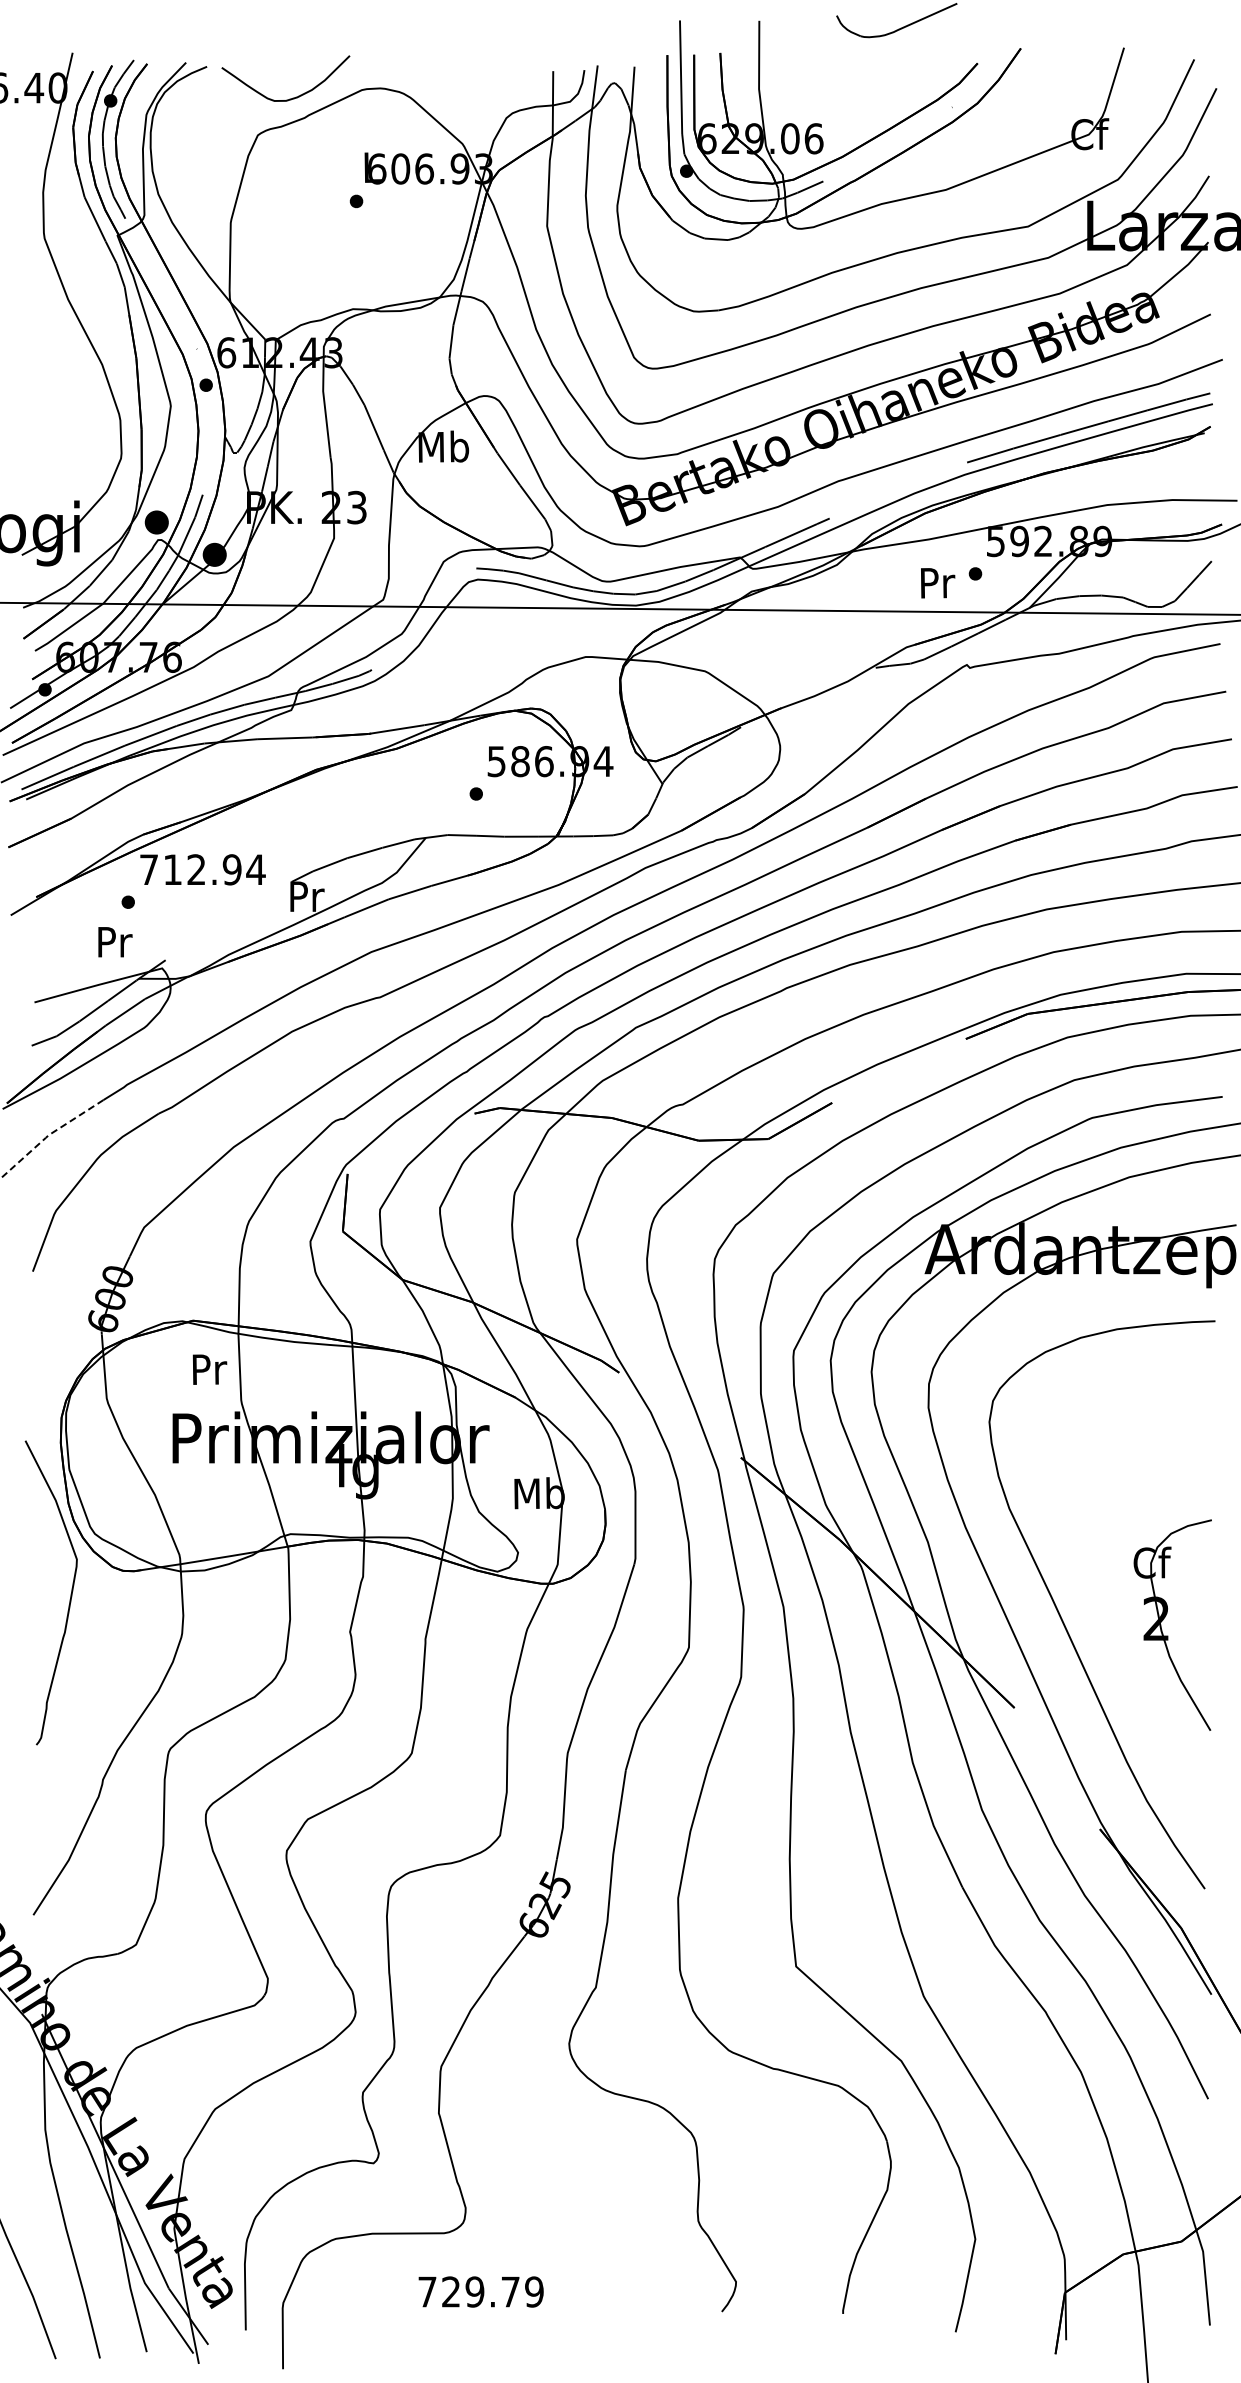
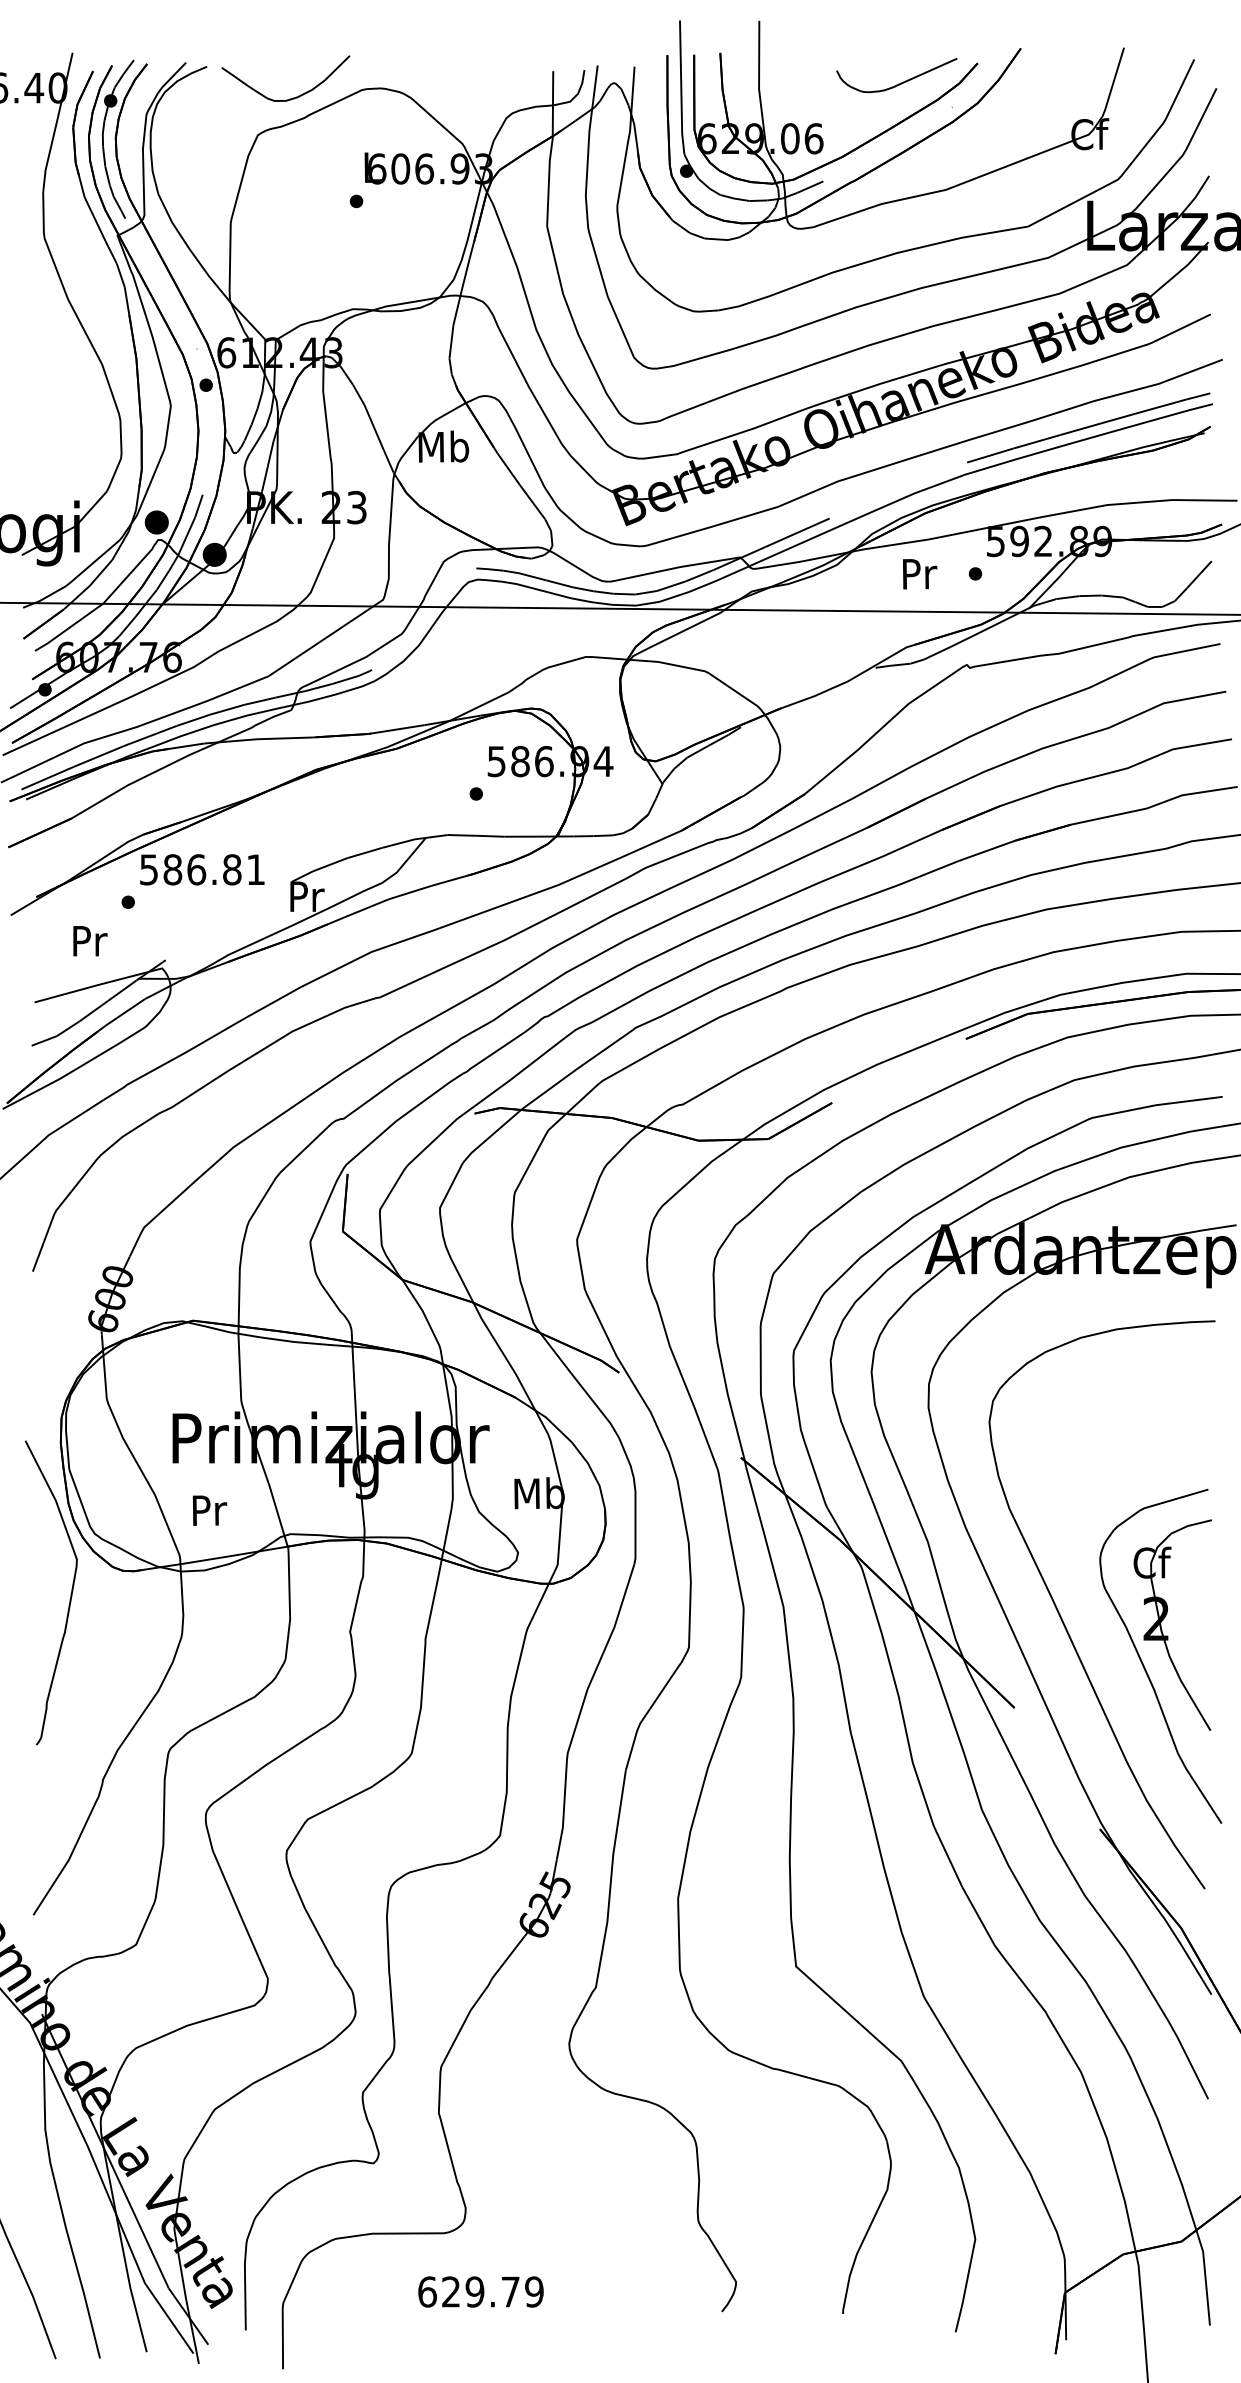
part position: (900, 27) -> (900, 82) (900, 82)
text position: (938, 583) -> (920, 574) (920, 574)
text: 712.94 -> 586.81 (202, 869)
text position: (115, 942) -> (90, 941) (90, 941)
line: dashed -> solid (48, 1135)
text position: (209, 1369) -> (209, 1510) (209, 1510)
curve: none -> present (1143, 1663)
text: 729.79 -> 629.79 (427, 2291)
